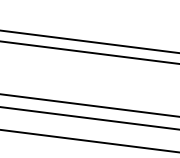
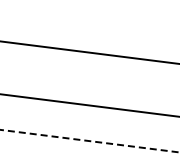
line: present -> none (89, 41)
line: present -> none (89, 118)
line: solid -> dashed (89, 141)
